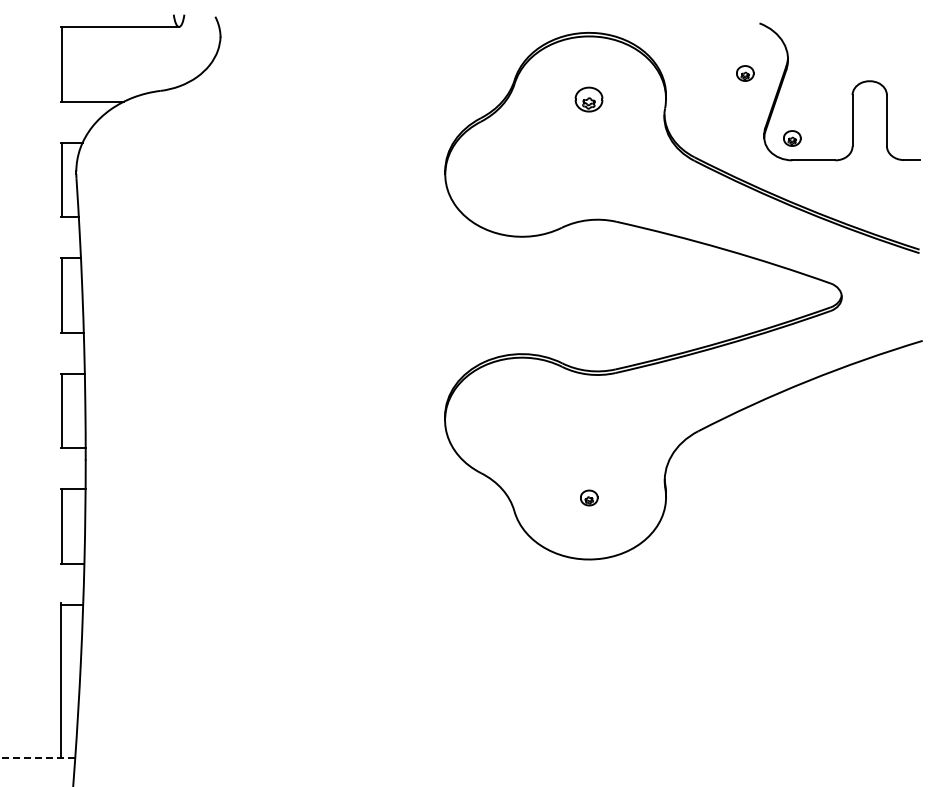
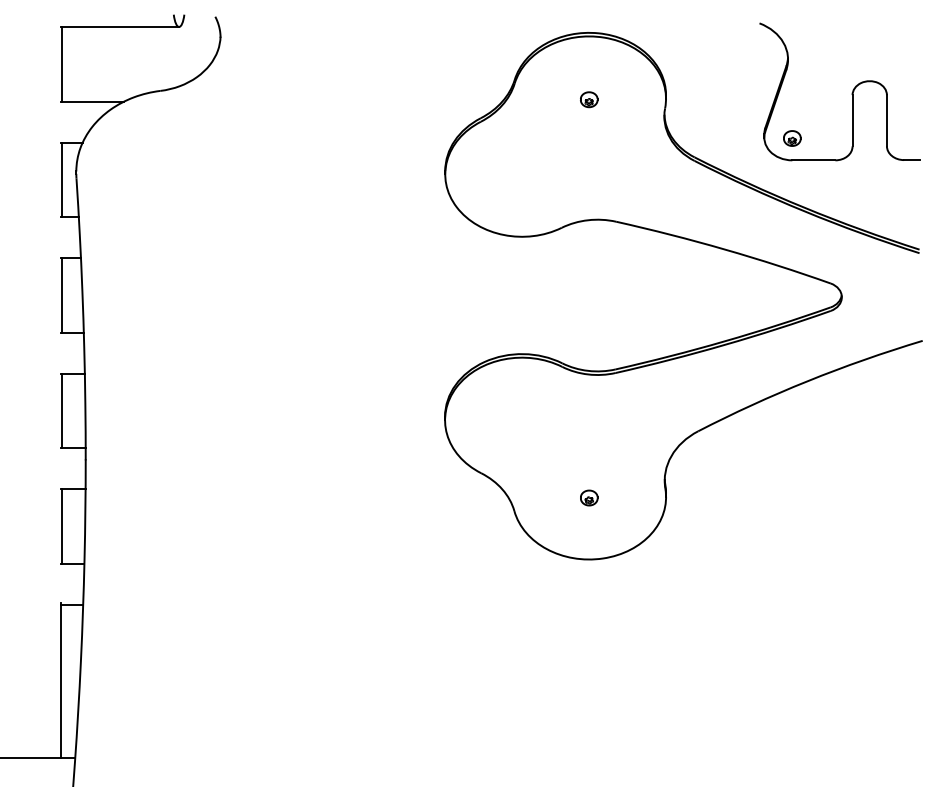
part: present -> none (745, 73)
part size: 30x27 px -> 19x18 px (589, 99)
line: dashed -> solid (37, 758)
